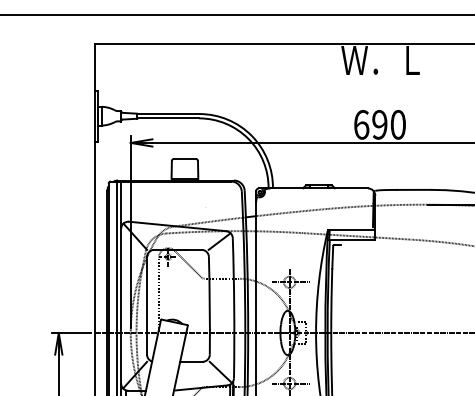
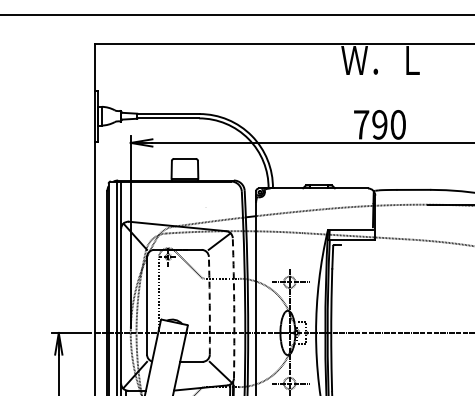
text: 690 -> 790 (361, 124)
arc: solid -> dashed (209, 305)
arc: solid -> dashed (234, 308)
